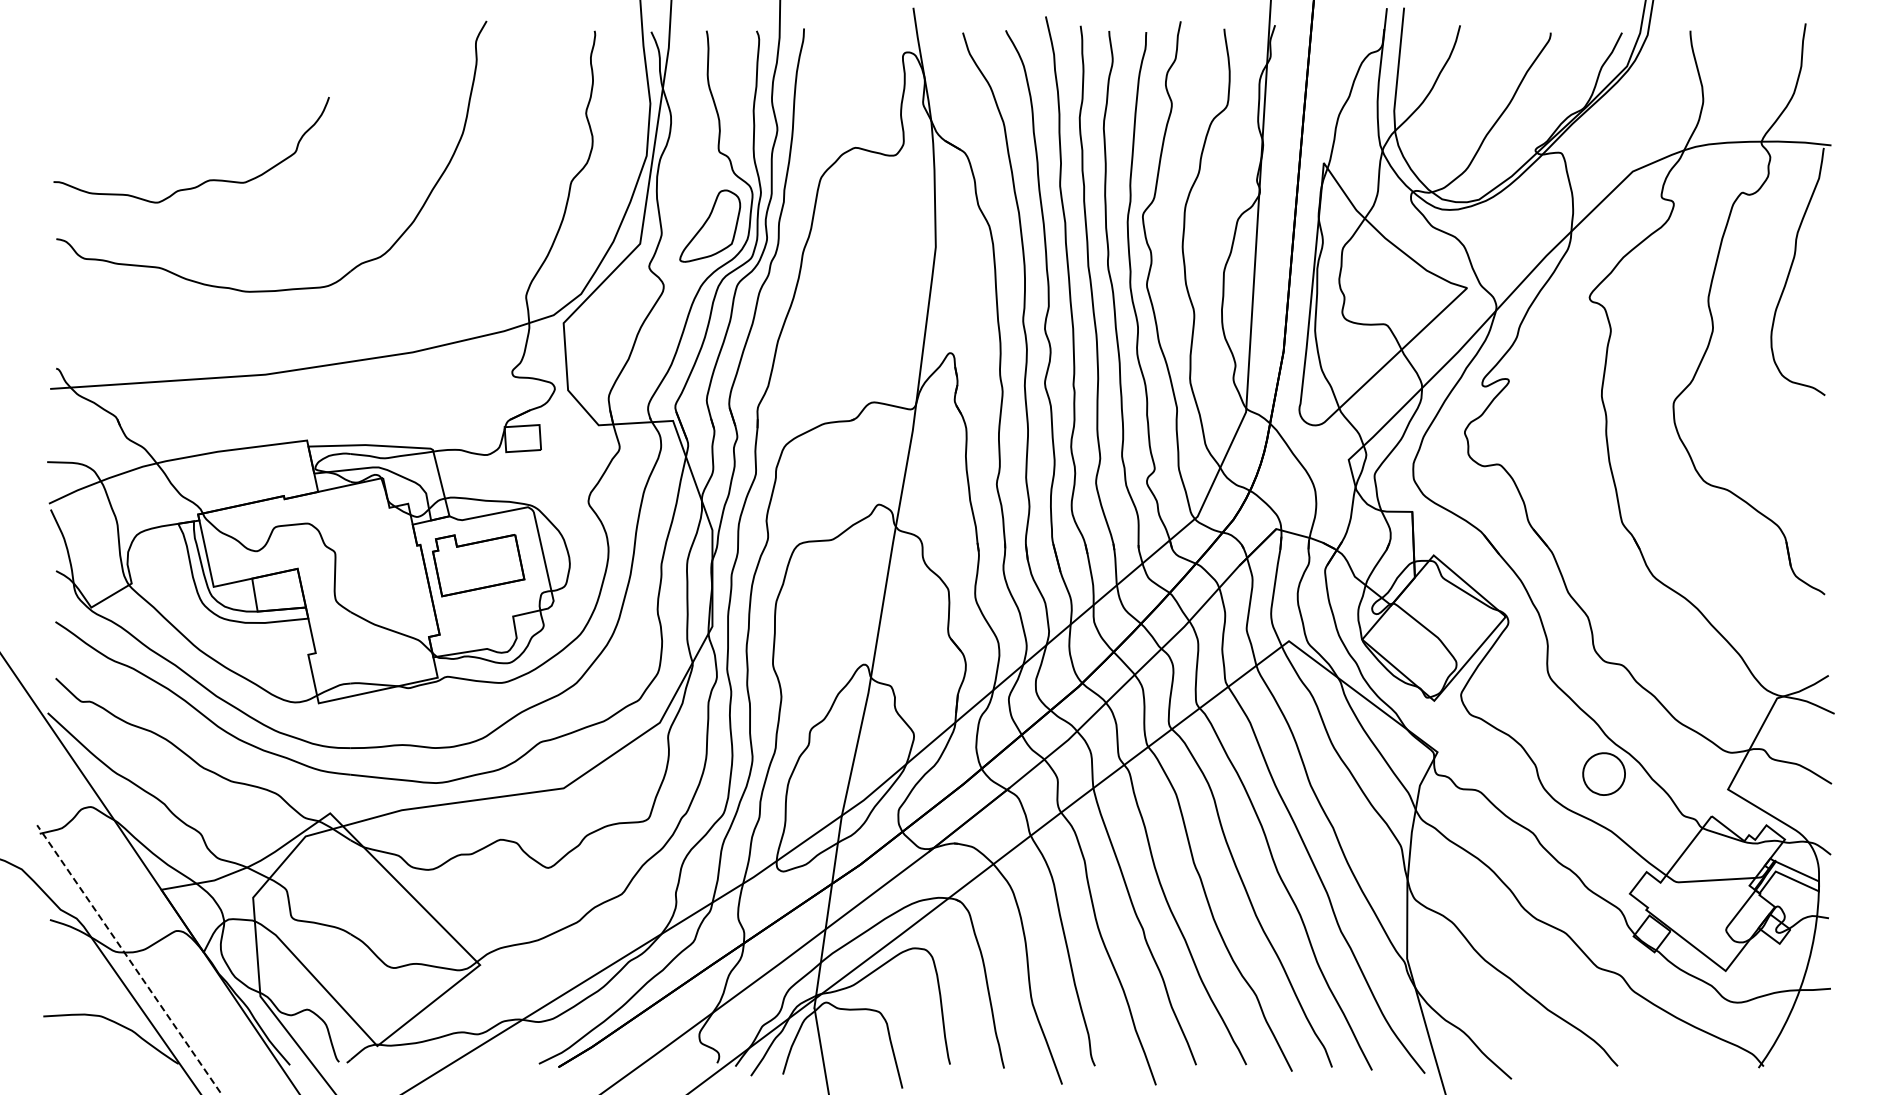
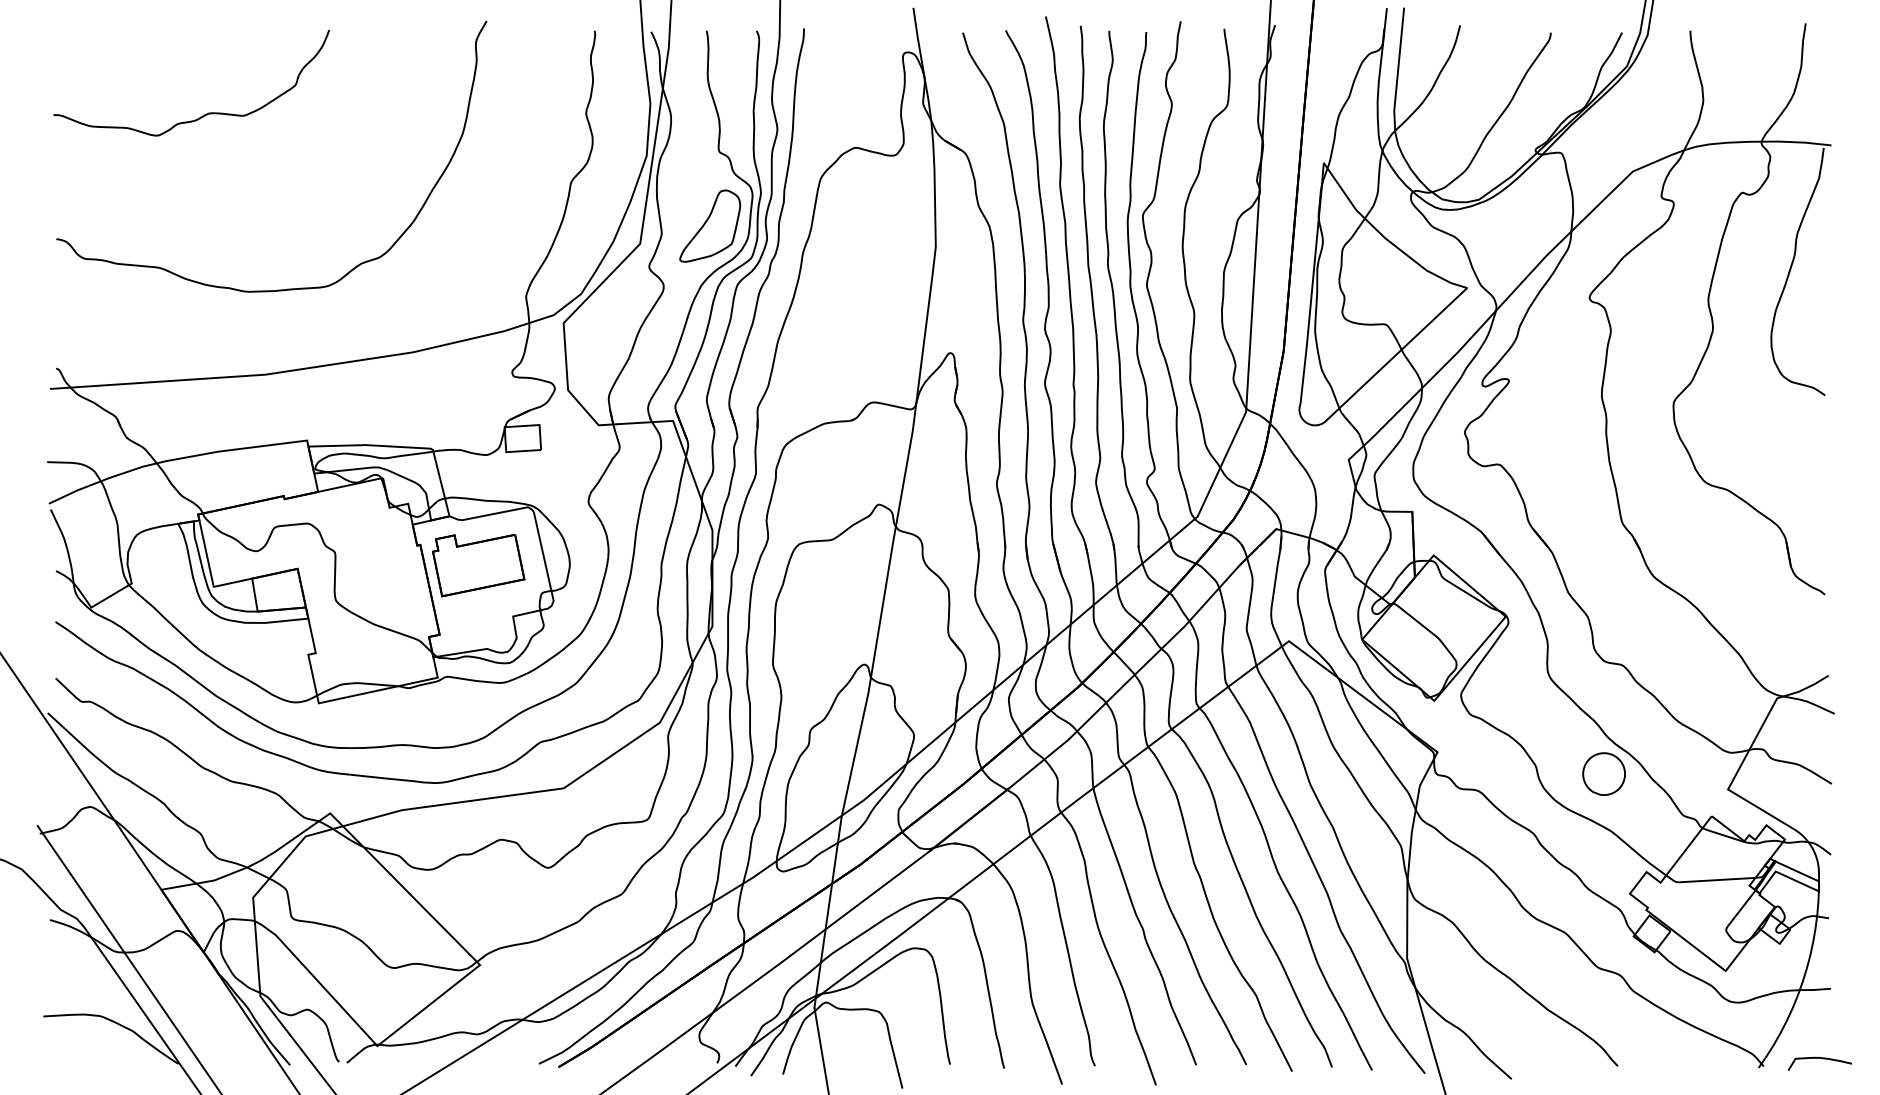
curve position: (206, 180) -> (206, 113) (206, 113)
line: dashed -> solid (129, 959)
curve: none -> present (1819, 1058)
